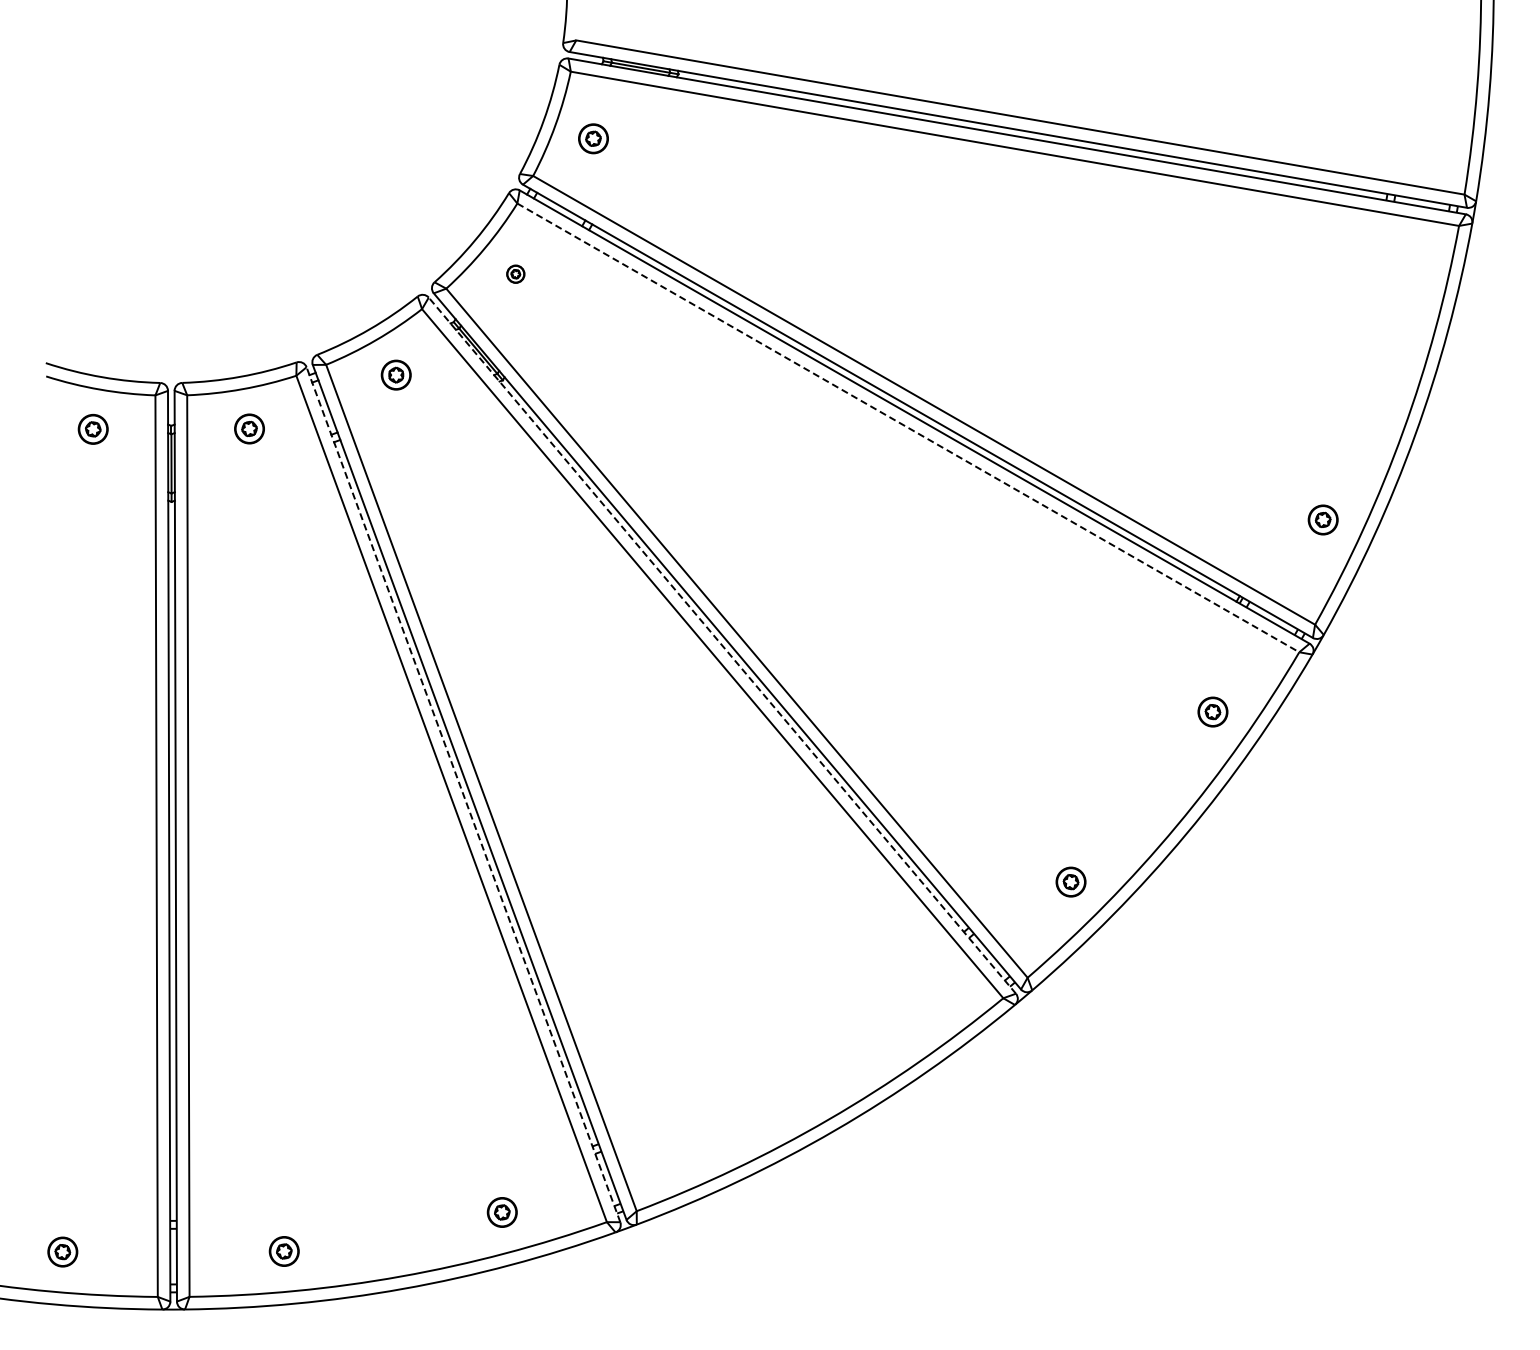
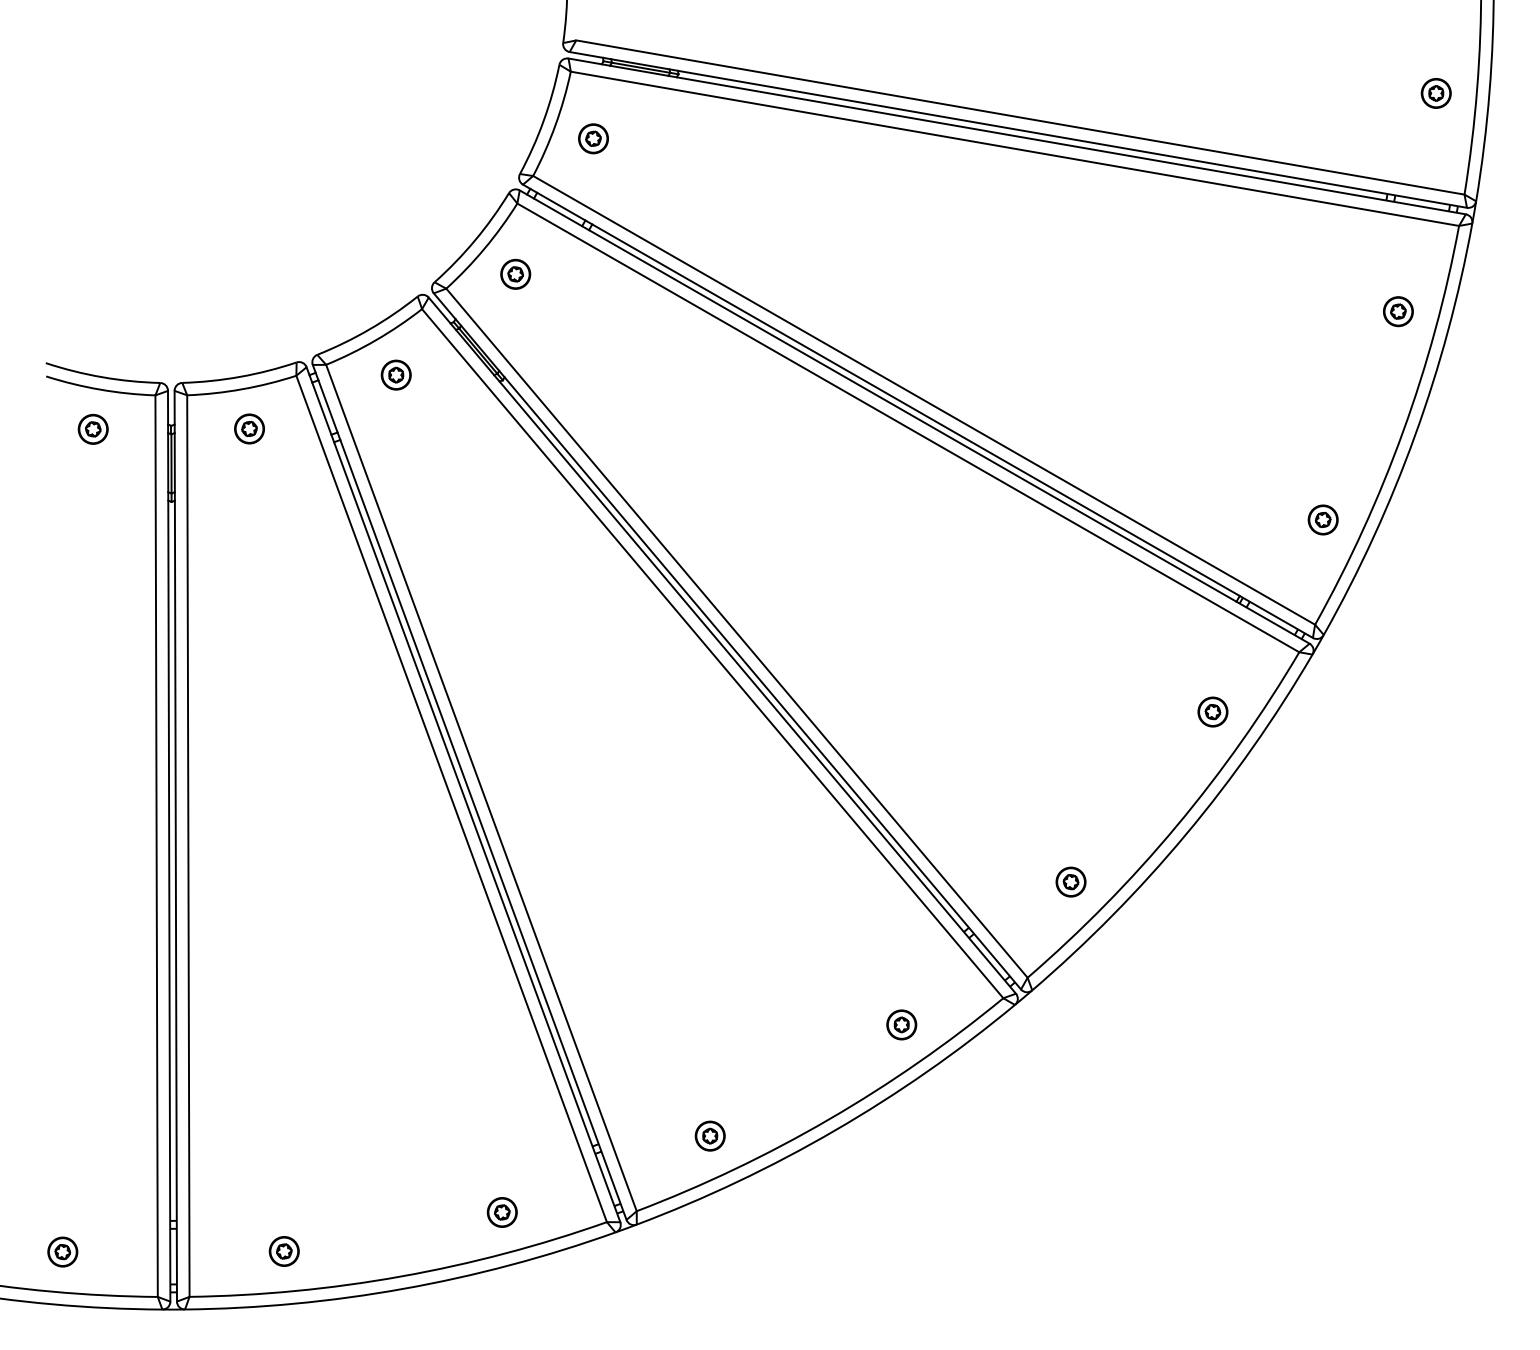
part: none -> present (1435, 93)
part size: 20x20 px -> 32x32 px (515, 273)
part: none -> present (1398, 311)
line: dashed -> solid (908, 427)
line: dashed -> solid (722, 645)
line: dashed -> solid (463, 794)
part: none -> present (901, 1024)
part: none -> present (709, 1135)
